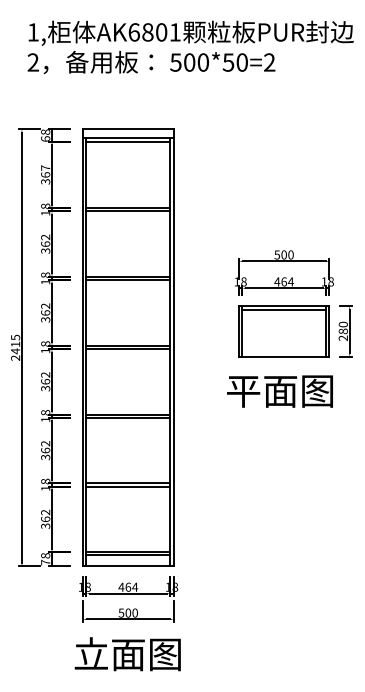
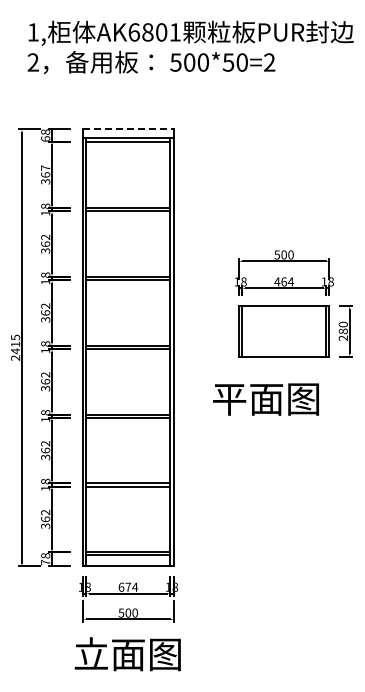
line: solid -> dashed (128, 129)
line: present -> none (284, 309)
text position: (279, 391) -> (265, 399) (265, 399)
text: 464 -> 674 (124, 586)
